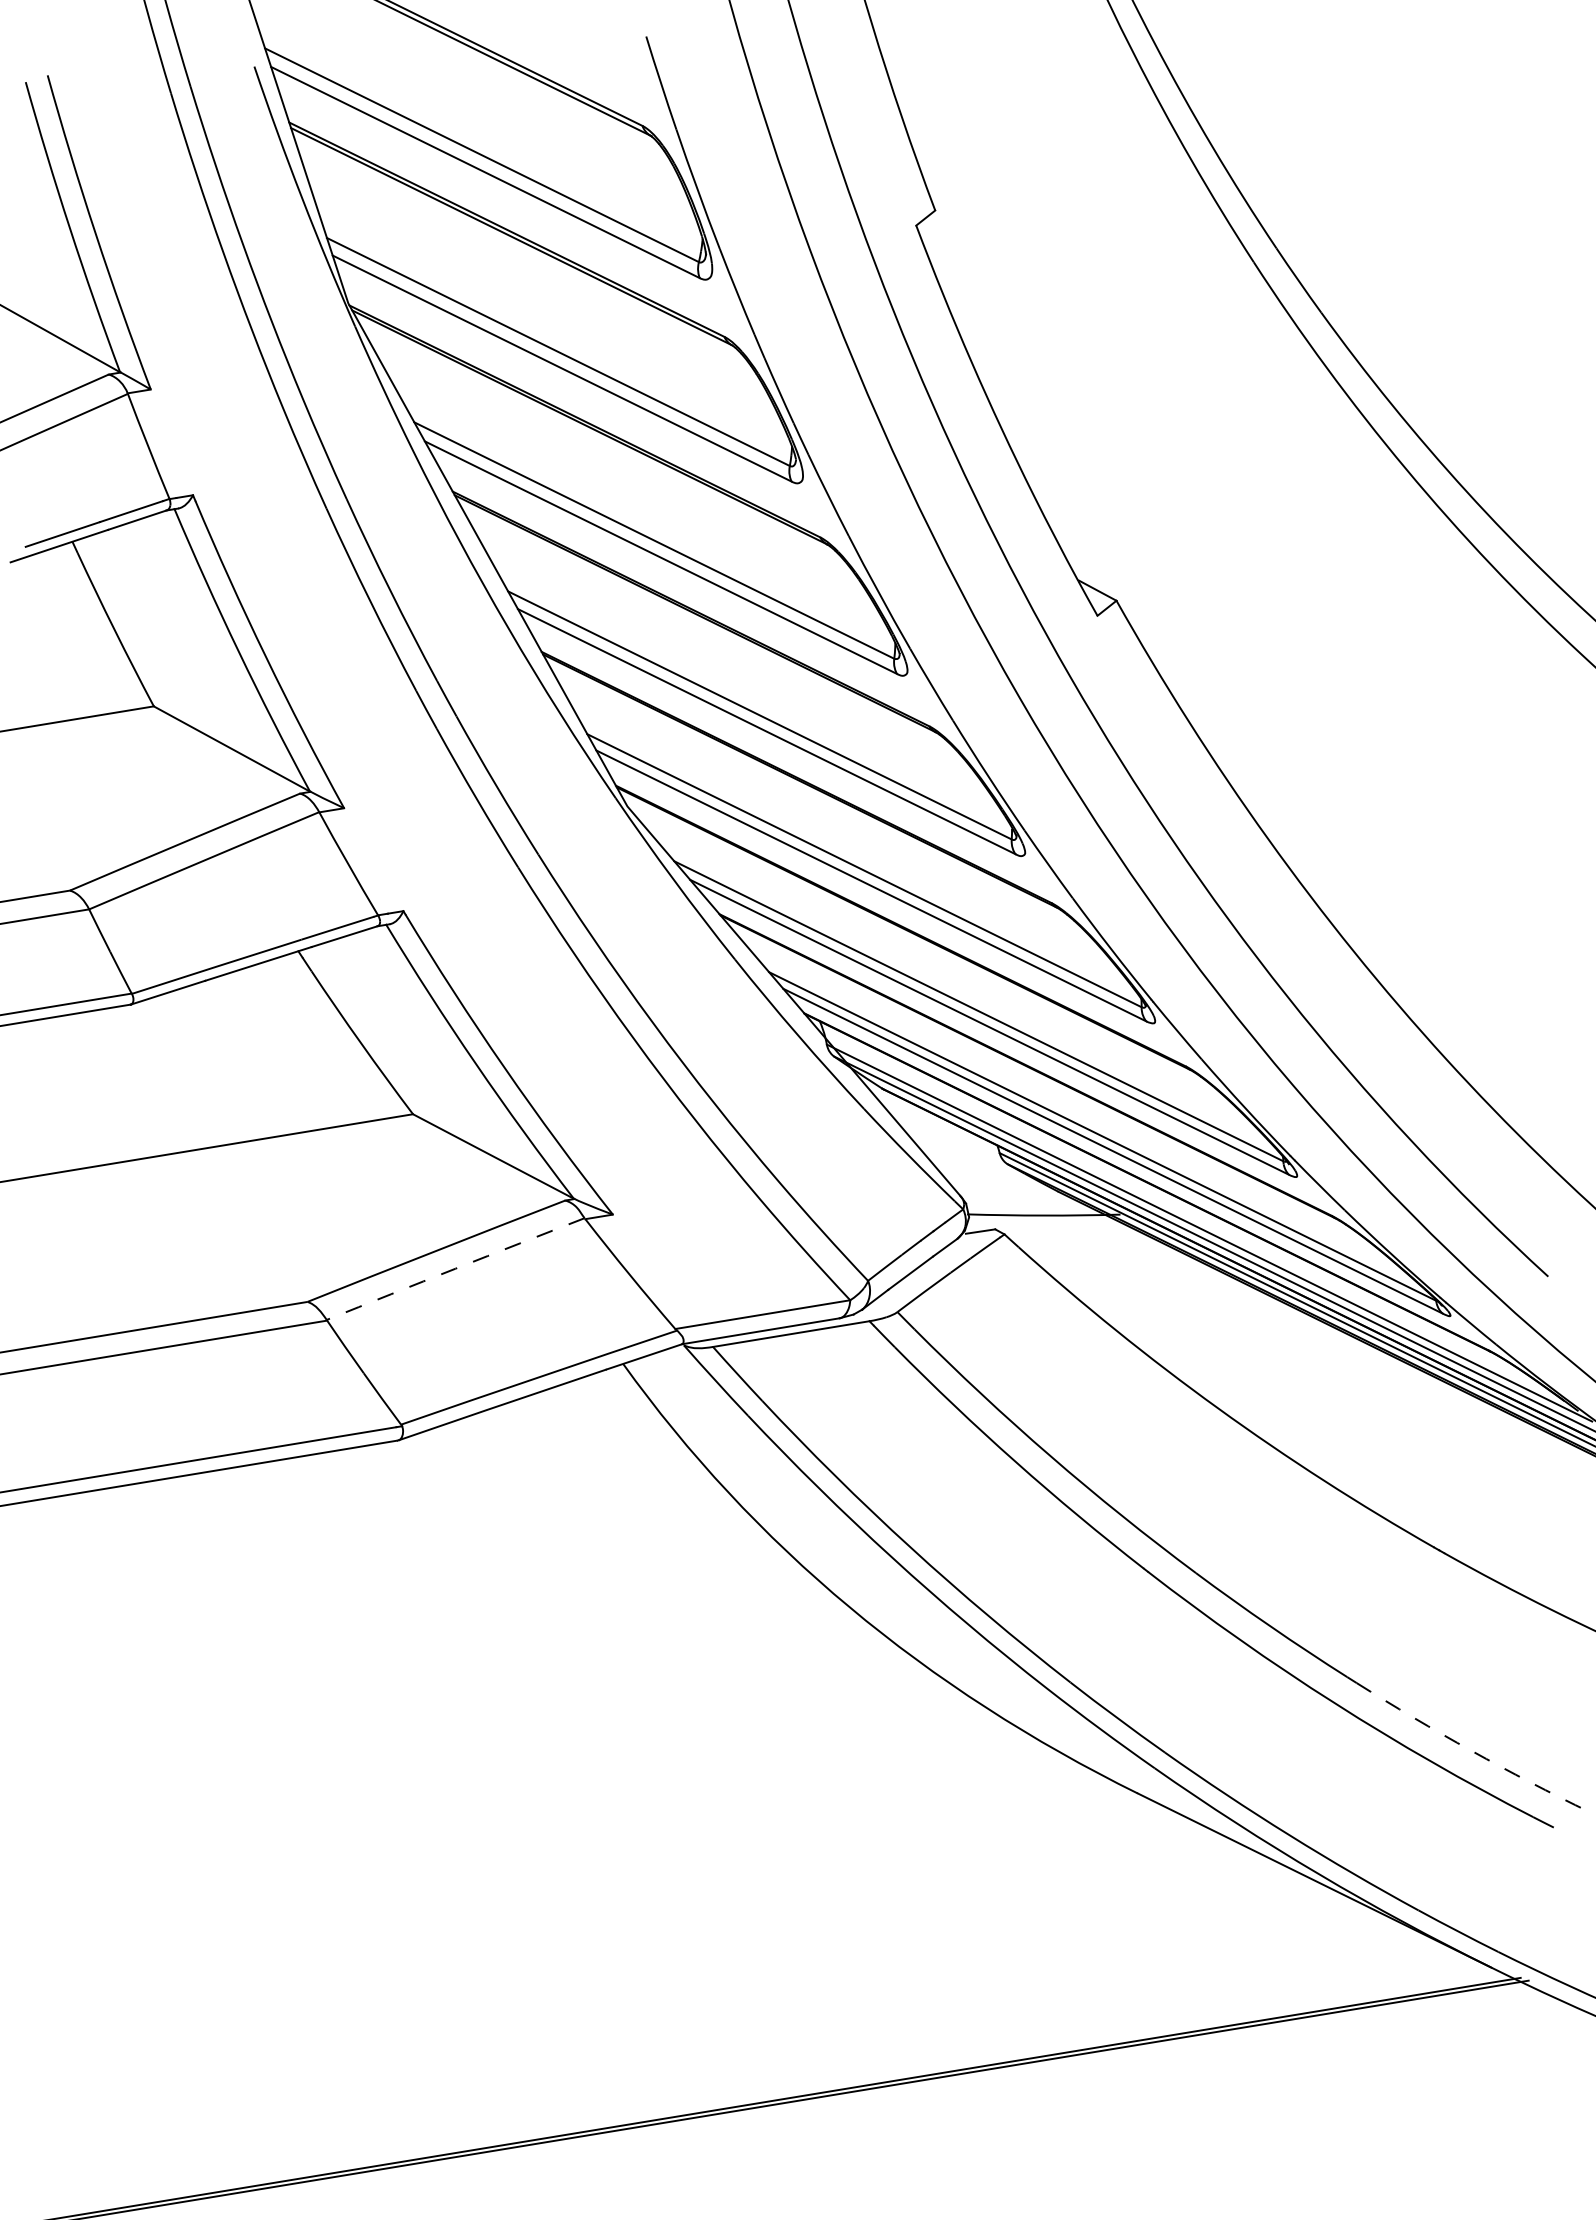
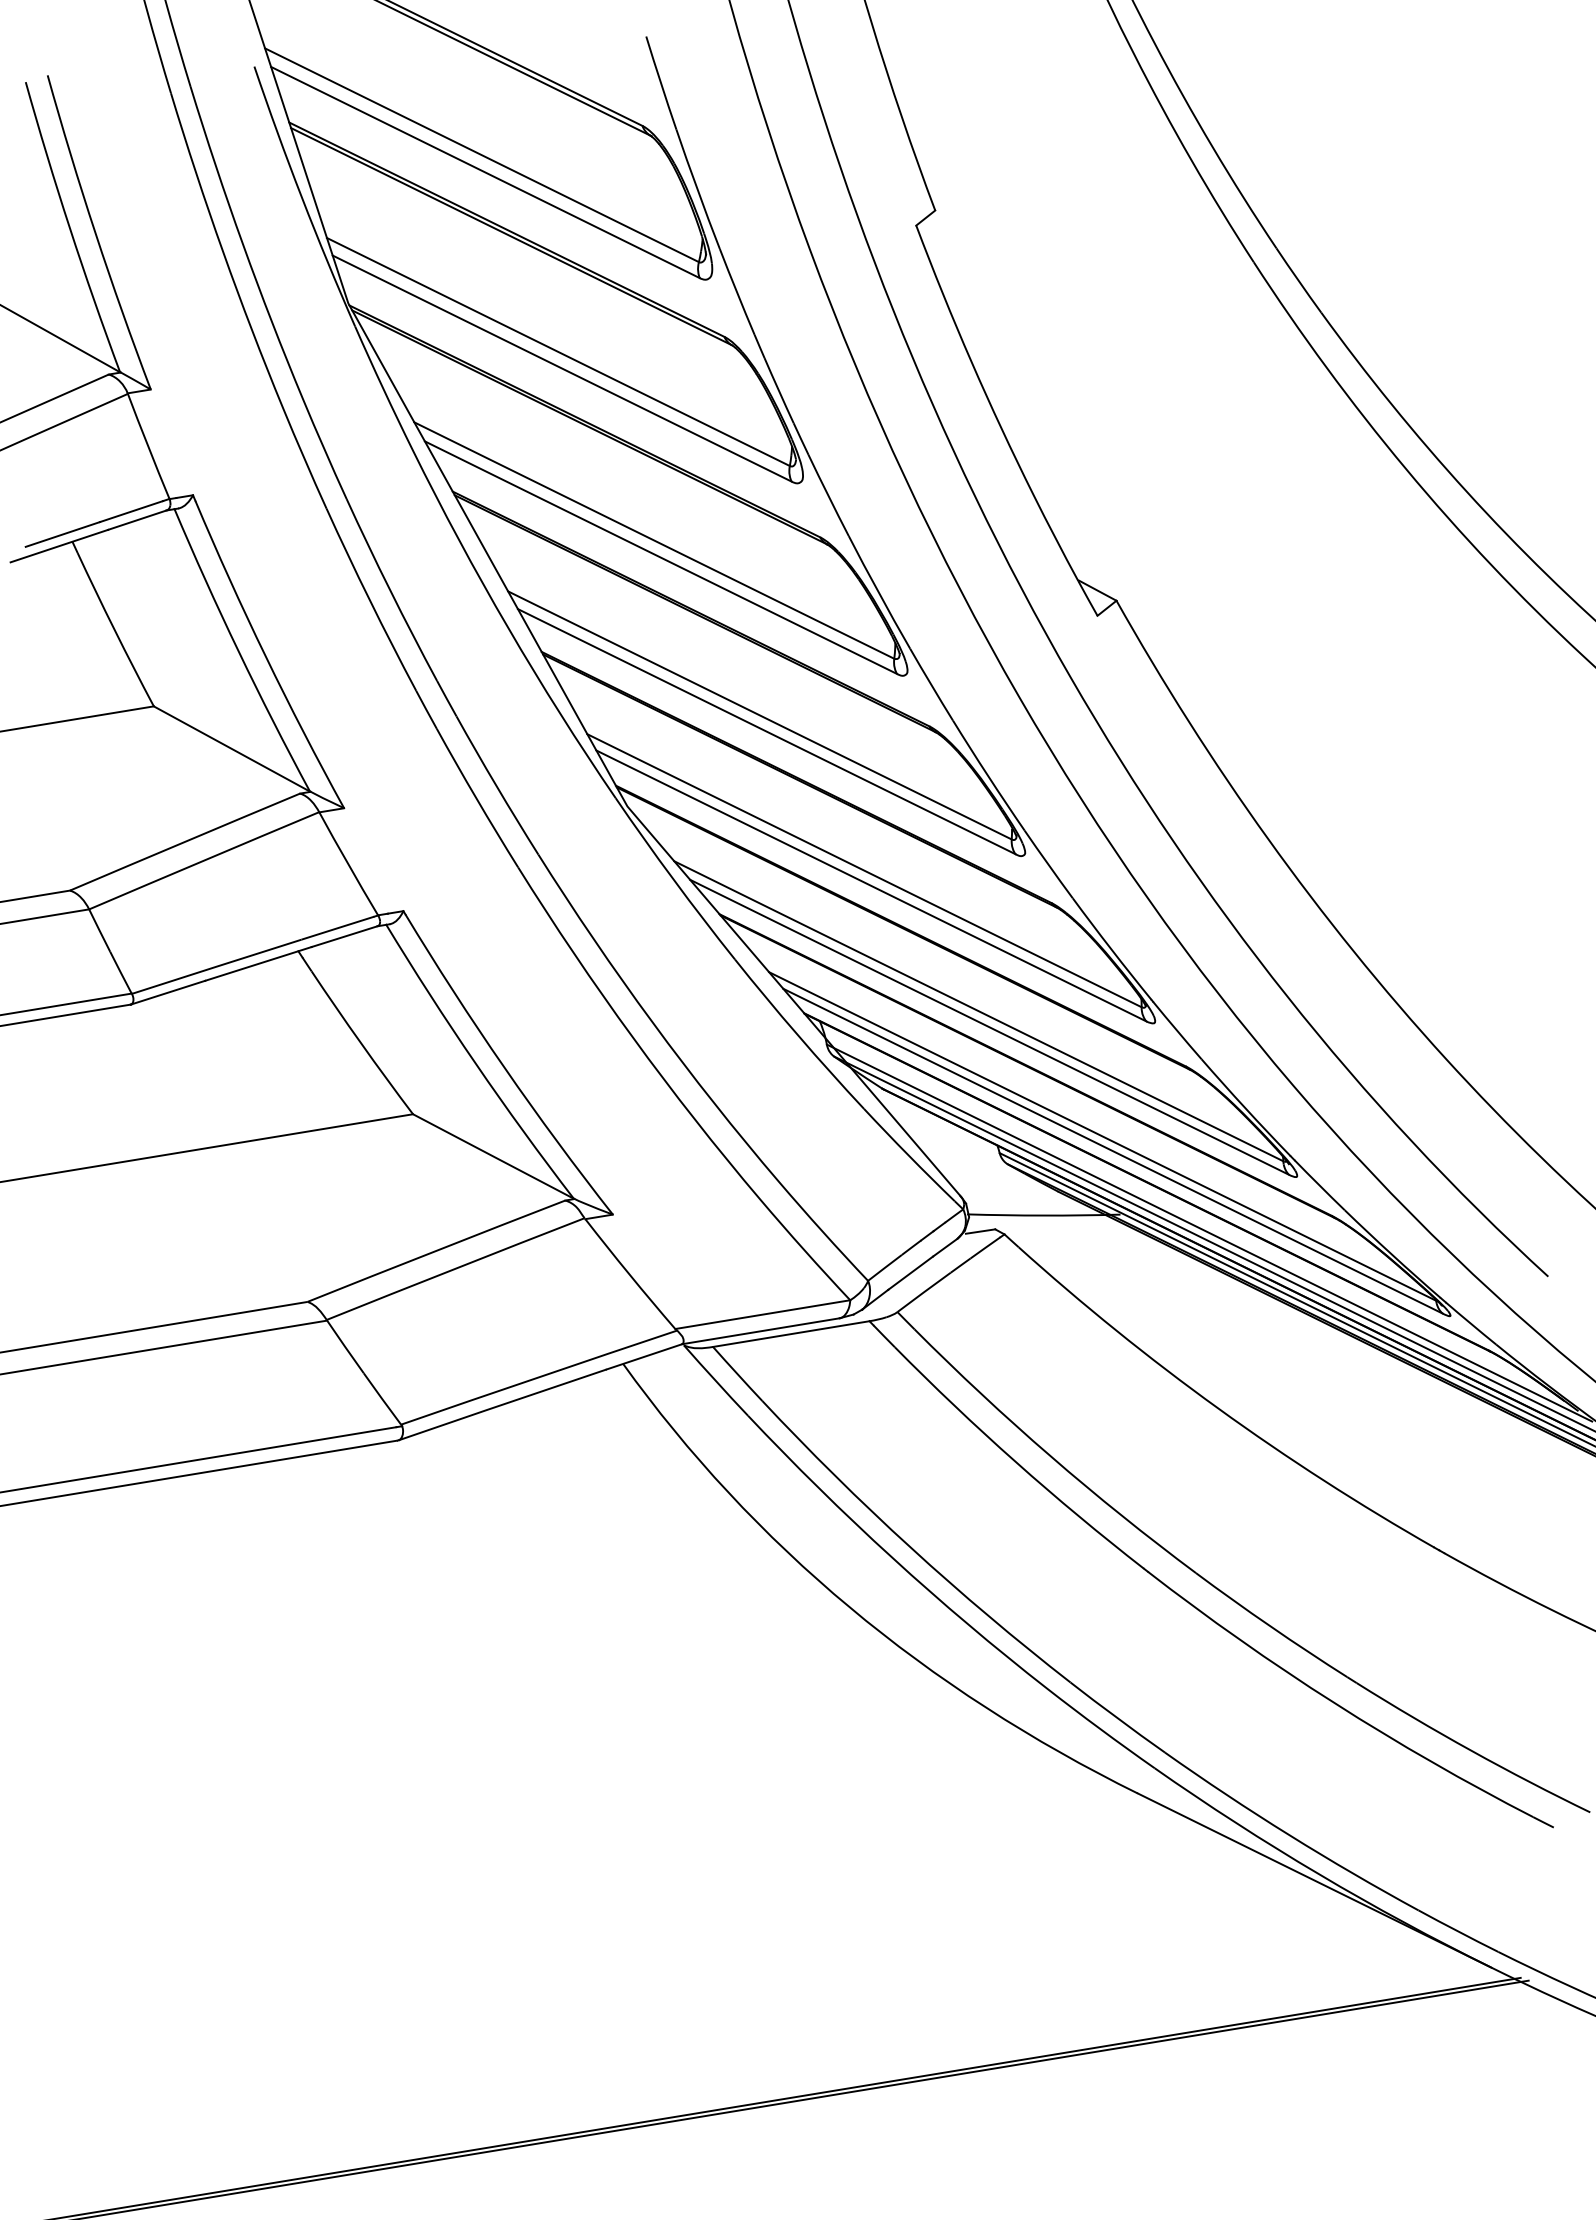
arc: dashed -> solid (455, 1268)
arc: dashed -> solid (1471, 1750)
